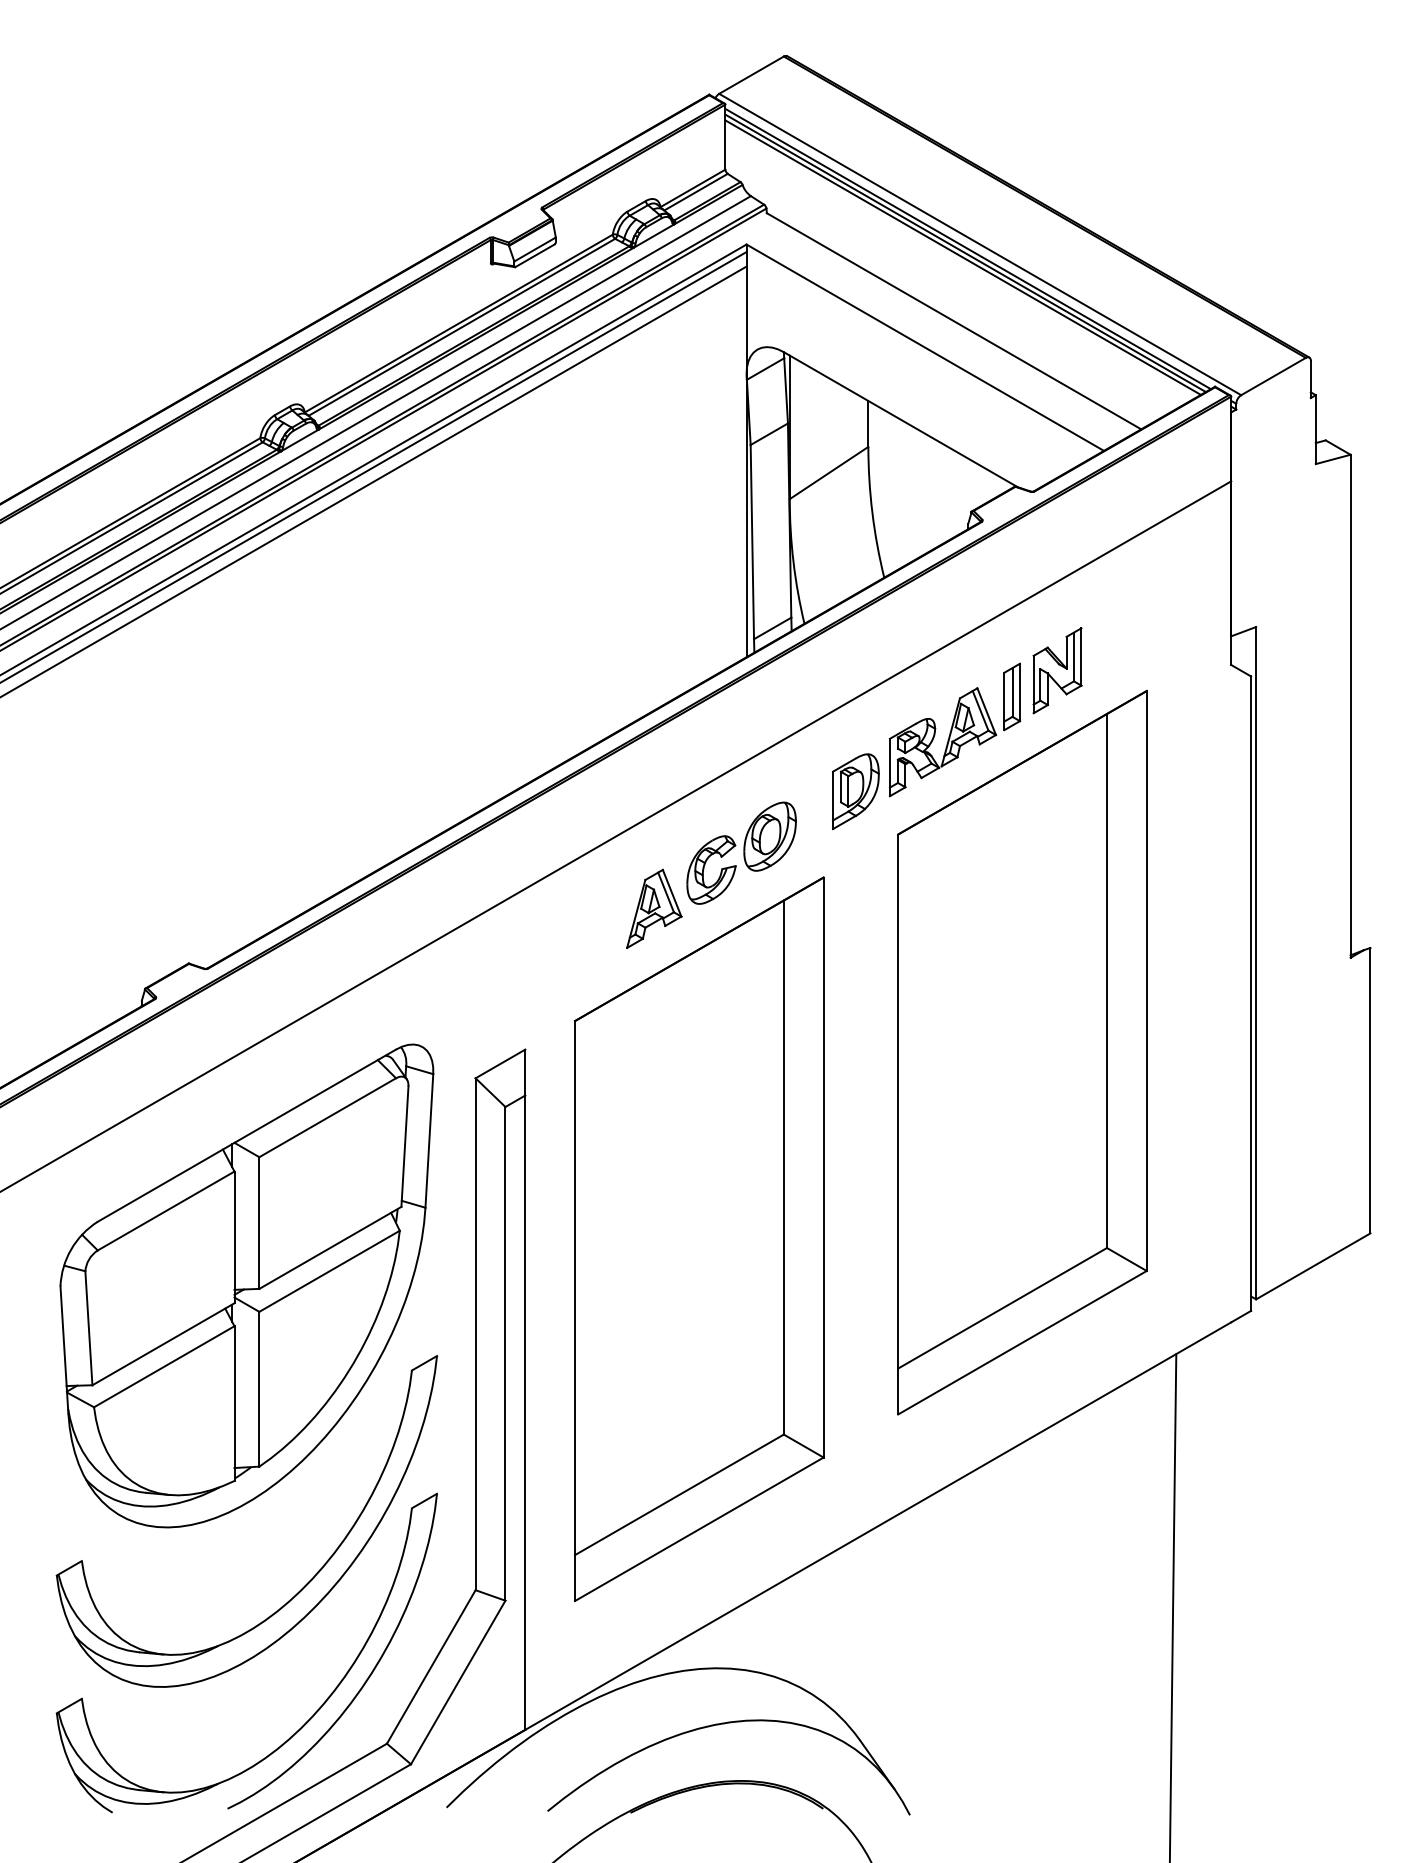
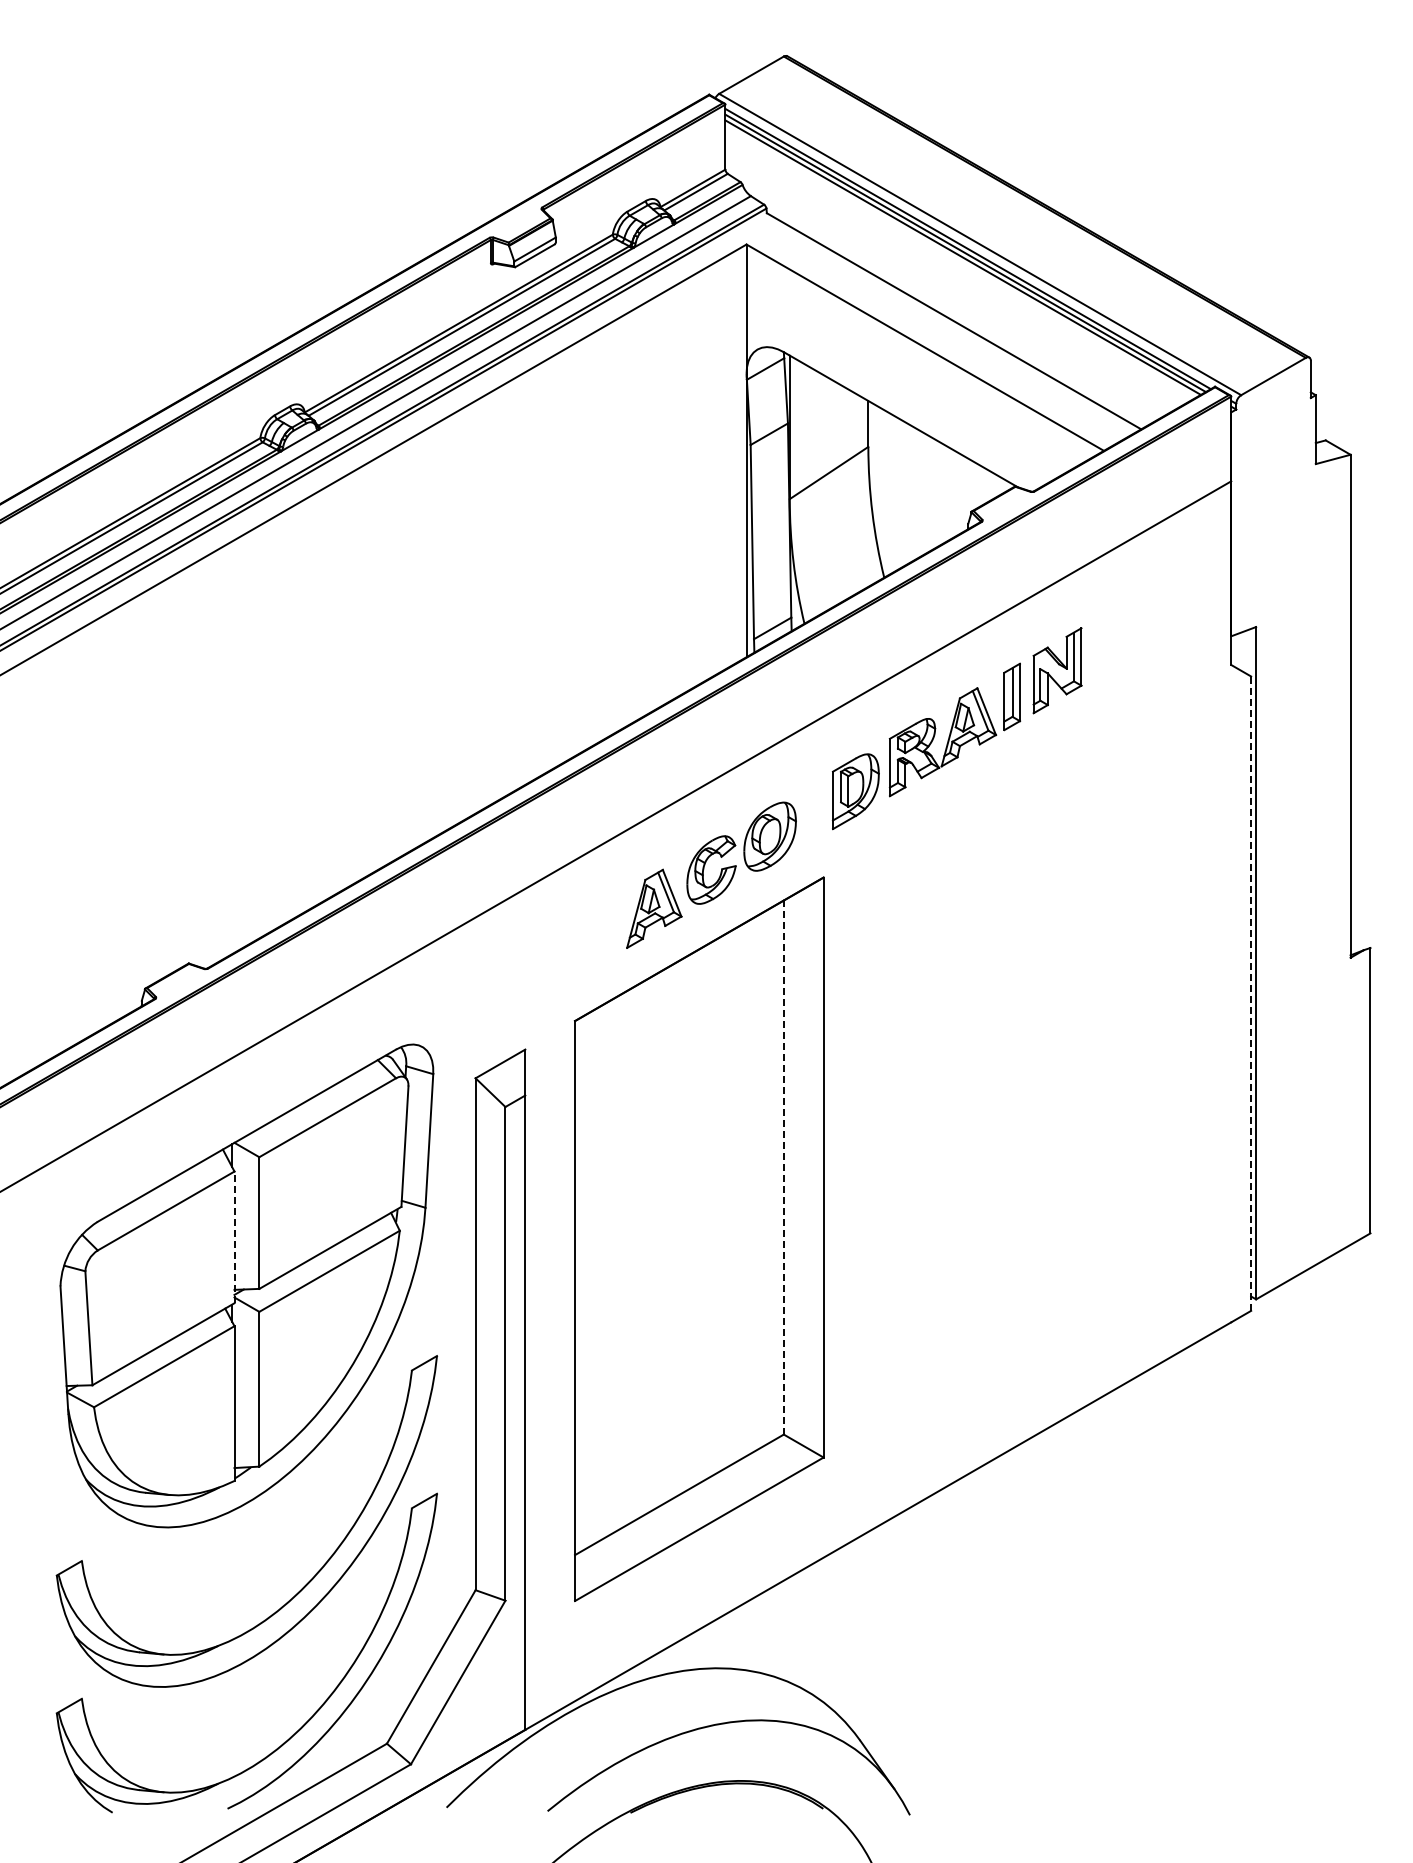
line: present -> none (374, 466)
line: present -> none (374, 481)
line: solid -> dashed (1251, 993)
part: present -> none (1022, 1052)
line: solid -> dashed (783, 1167)
line: solid -> dashed (234, 1237)
line: present -> none (1172, 1606)
